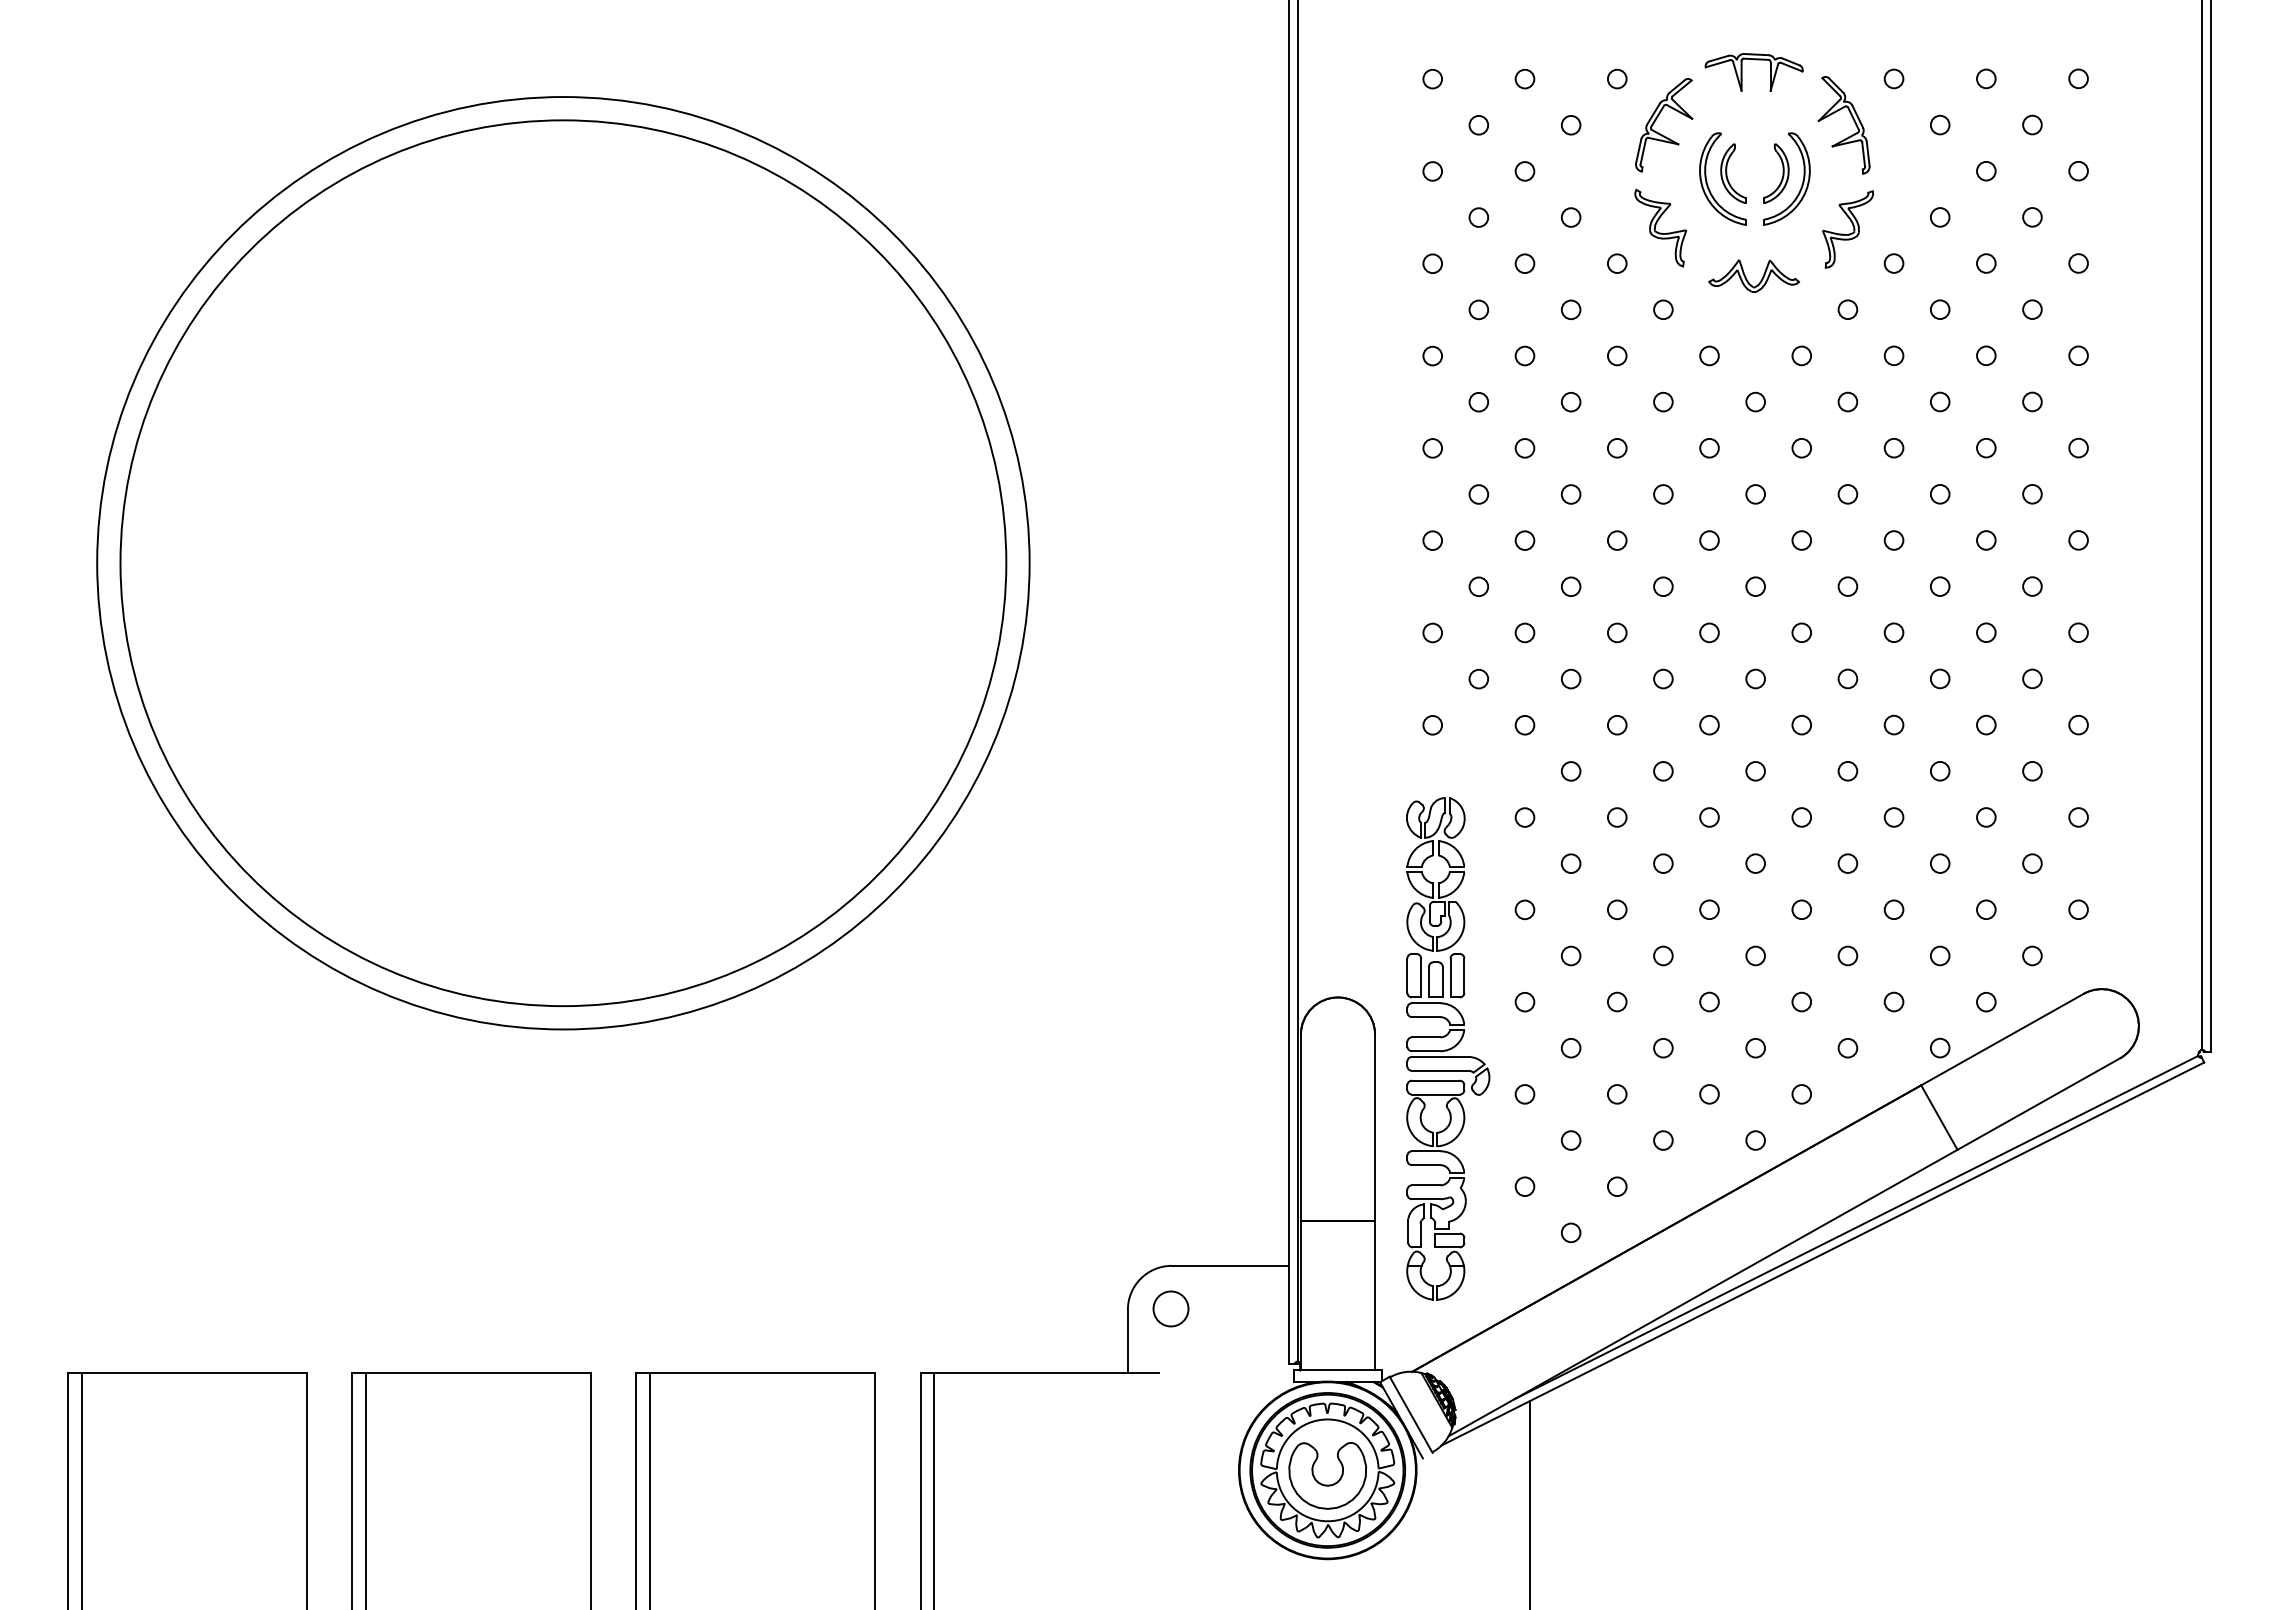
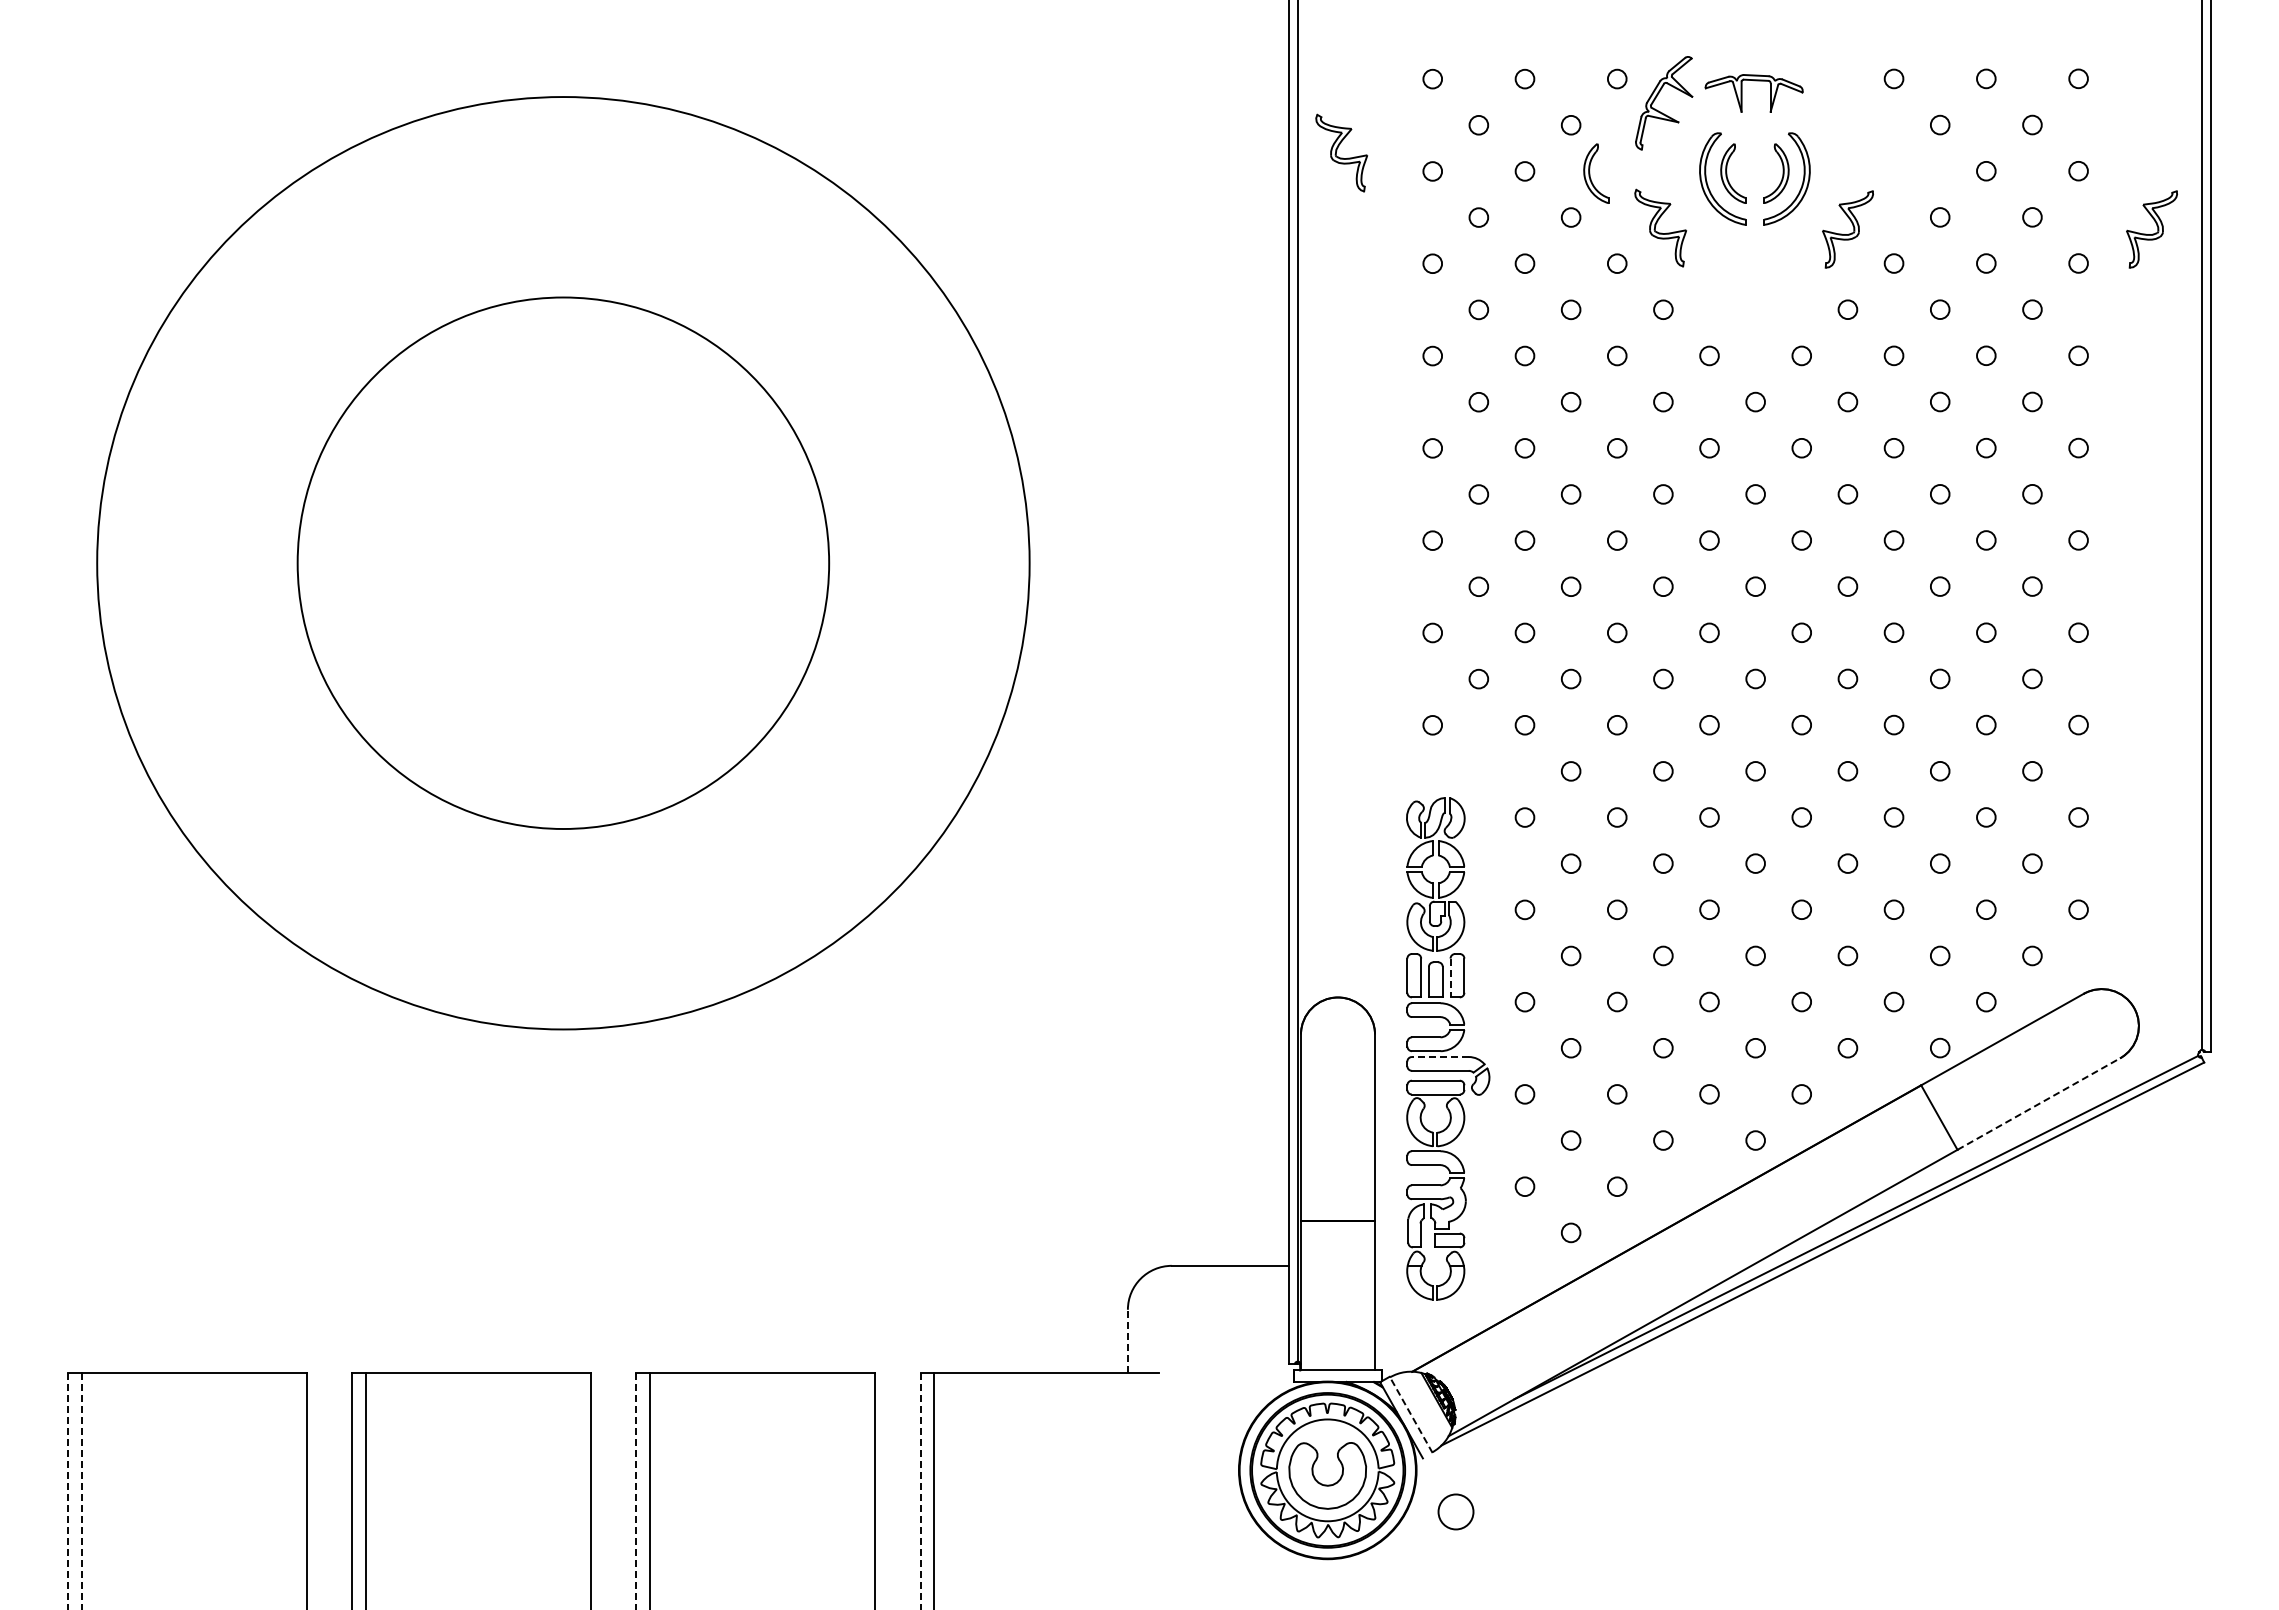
part position: (1742, 72) -> (1742, 93) (1742, 93)
part: present -> none (1853, 121)
part position: (1660, 133) -> (1660, 111) (1660, 111)
part: none -> present (1341, 152)
part: none -> present (1596, 173)
part: none -> present (2151, 229)
part: present -> none (1761, 278)
circle diameter: 886 px -> 531 px (563, 563)
line: solid -> dashed (1450, 978)
line: solid -> dashed (1439, 1057)
line: solid -> dashed (2039, 1103)
circle position: (1170, 1308) -> (1455, 1511) (1455, 1511)
line: solid -> dashed (1127, 1340)
line: solid -> dashed (1411, 1414)
line: solid -> dashed (68, 1491)
line: solid -> dashed (81, 1491)
line: solid -> dashed (636, 1491)
line: solid -> dashed (920, 1491)
line: present -> none (1530, 1503)
